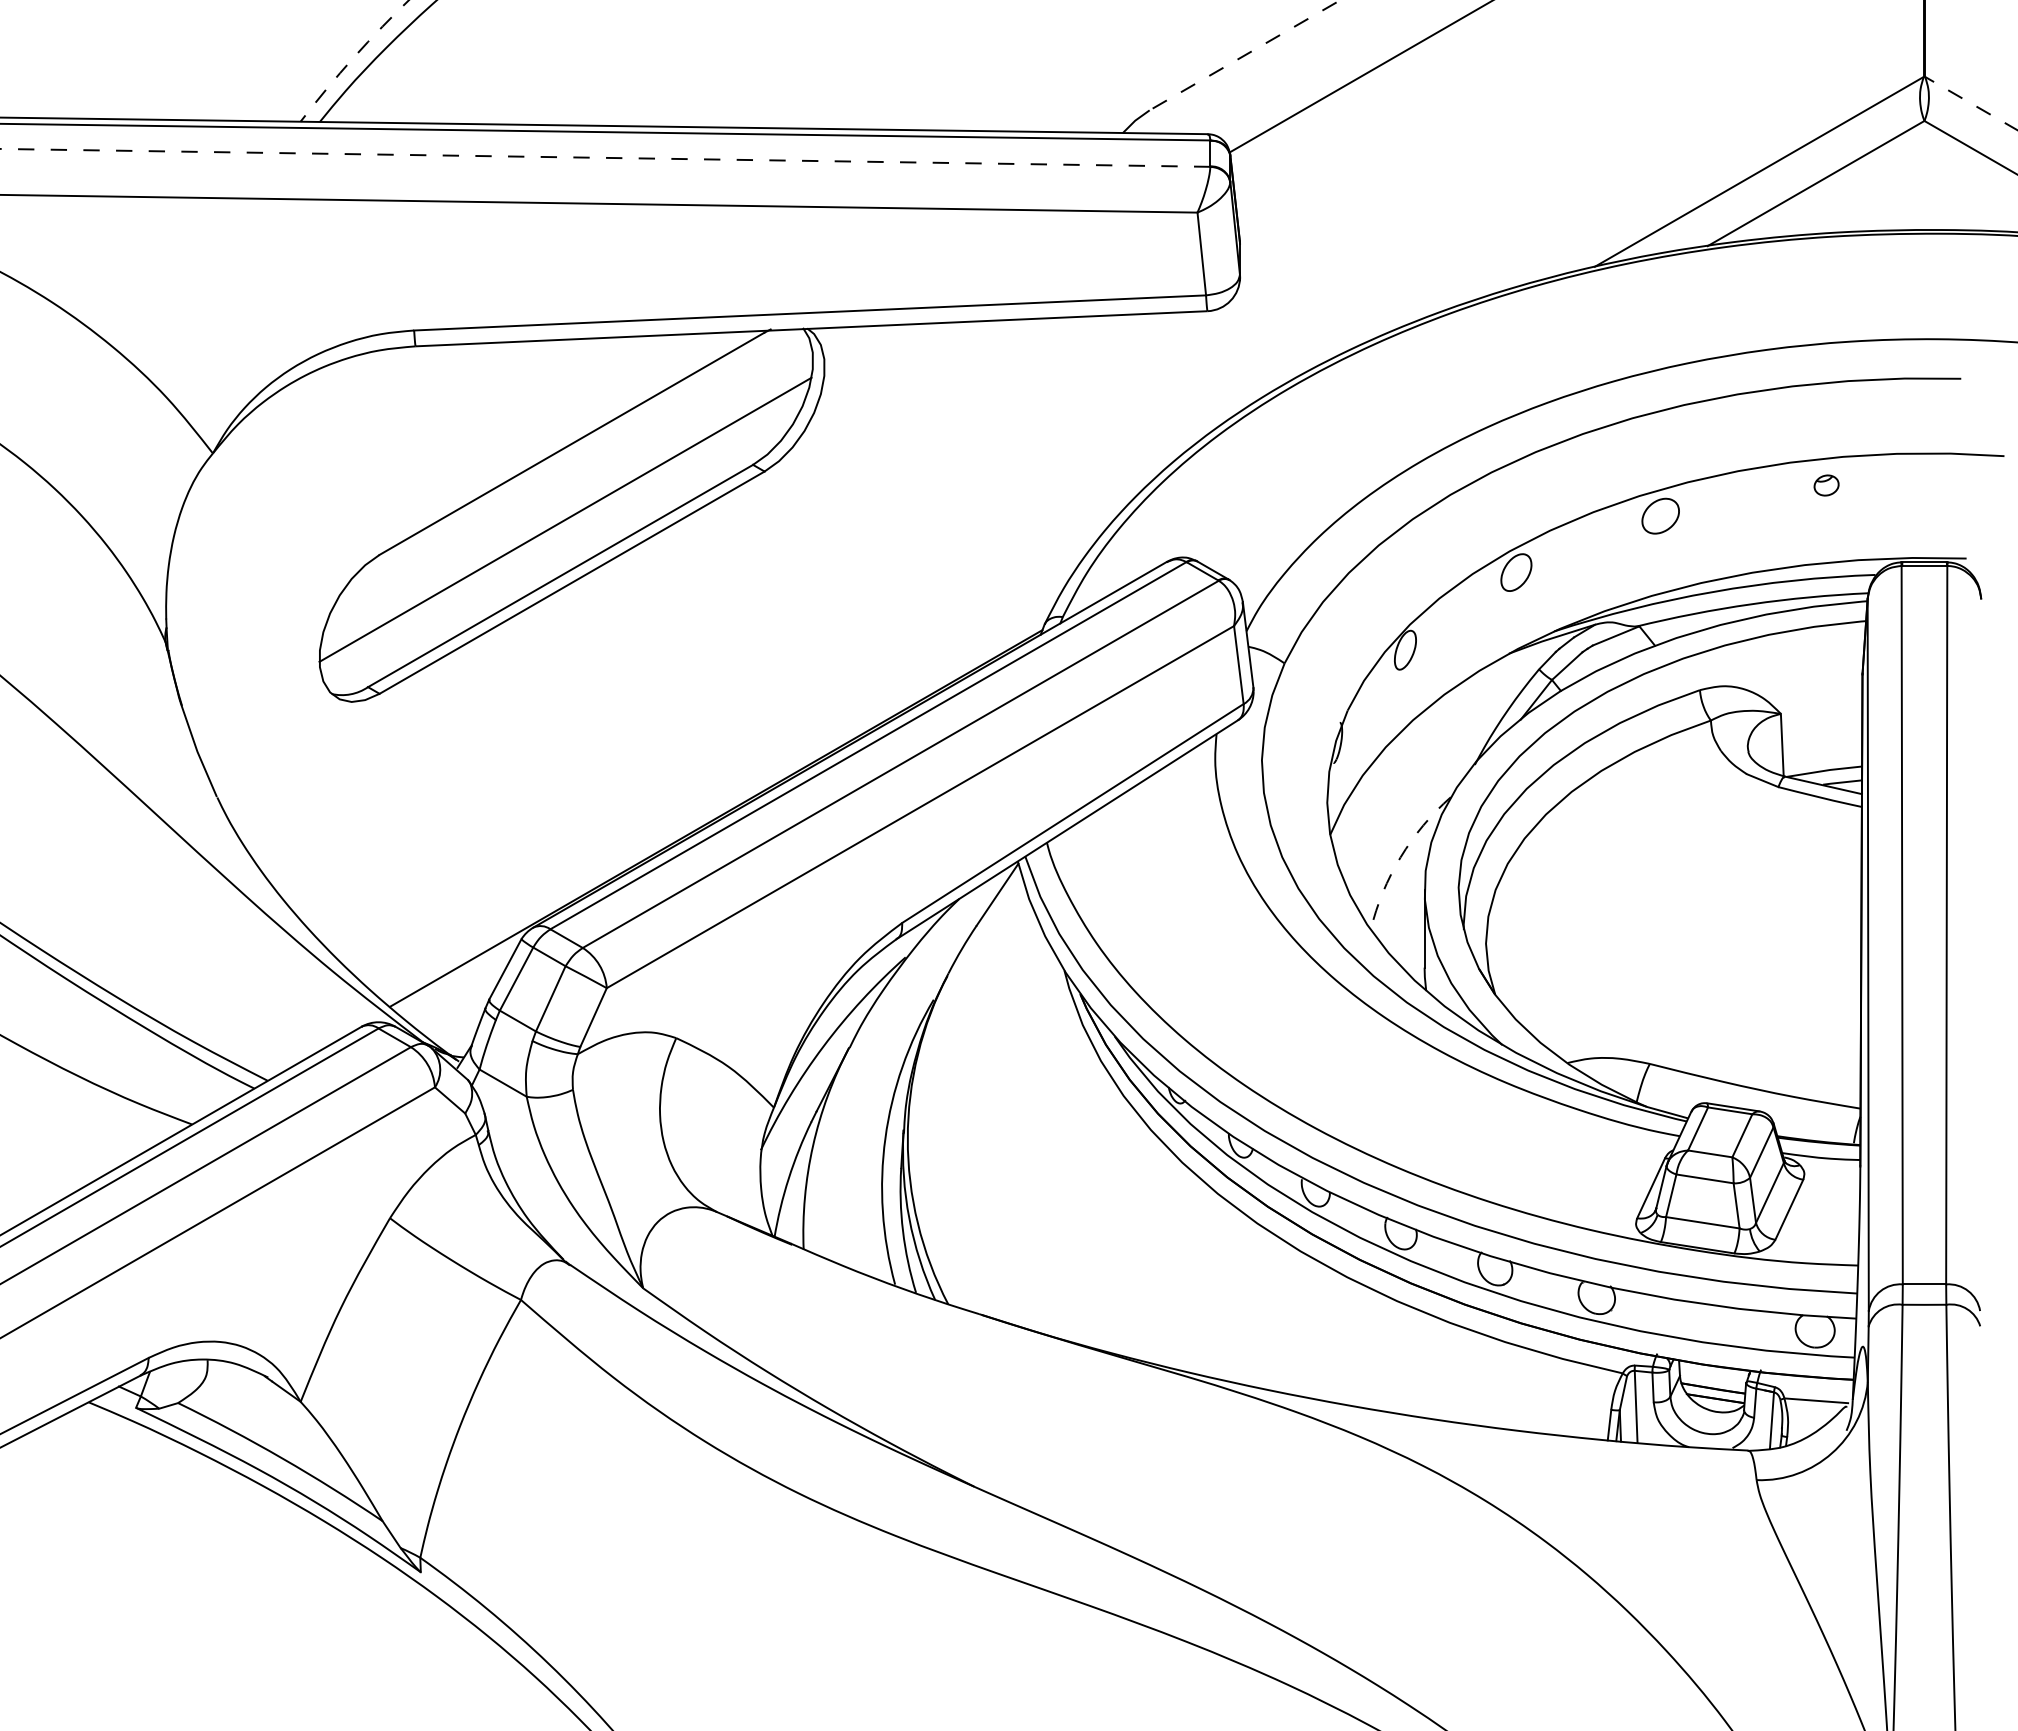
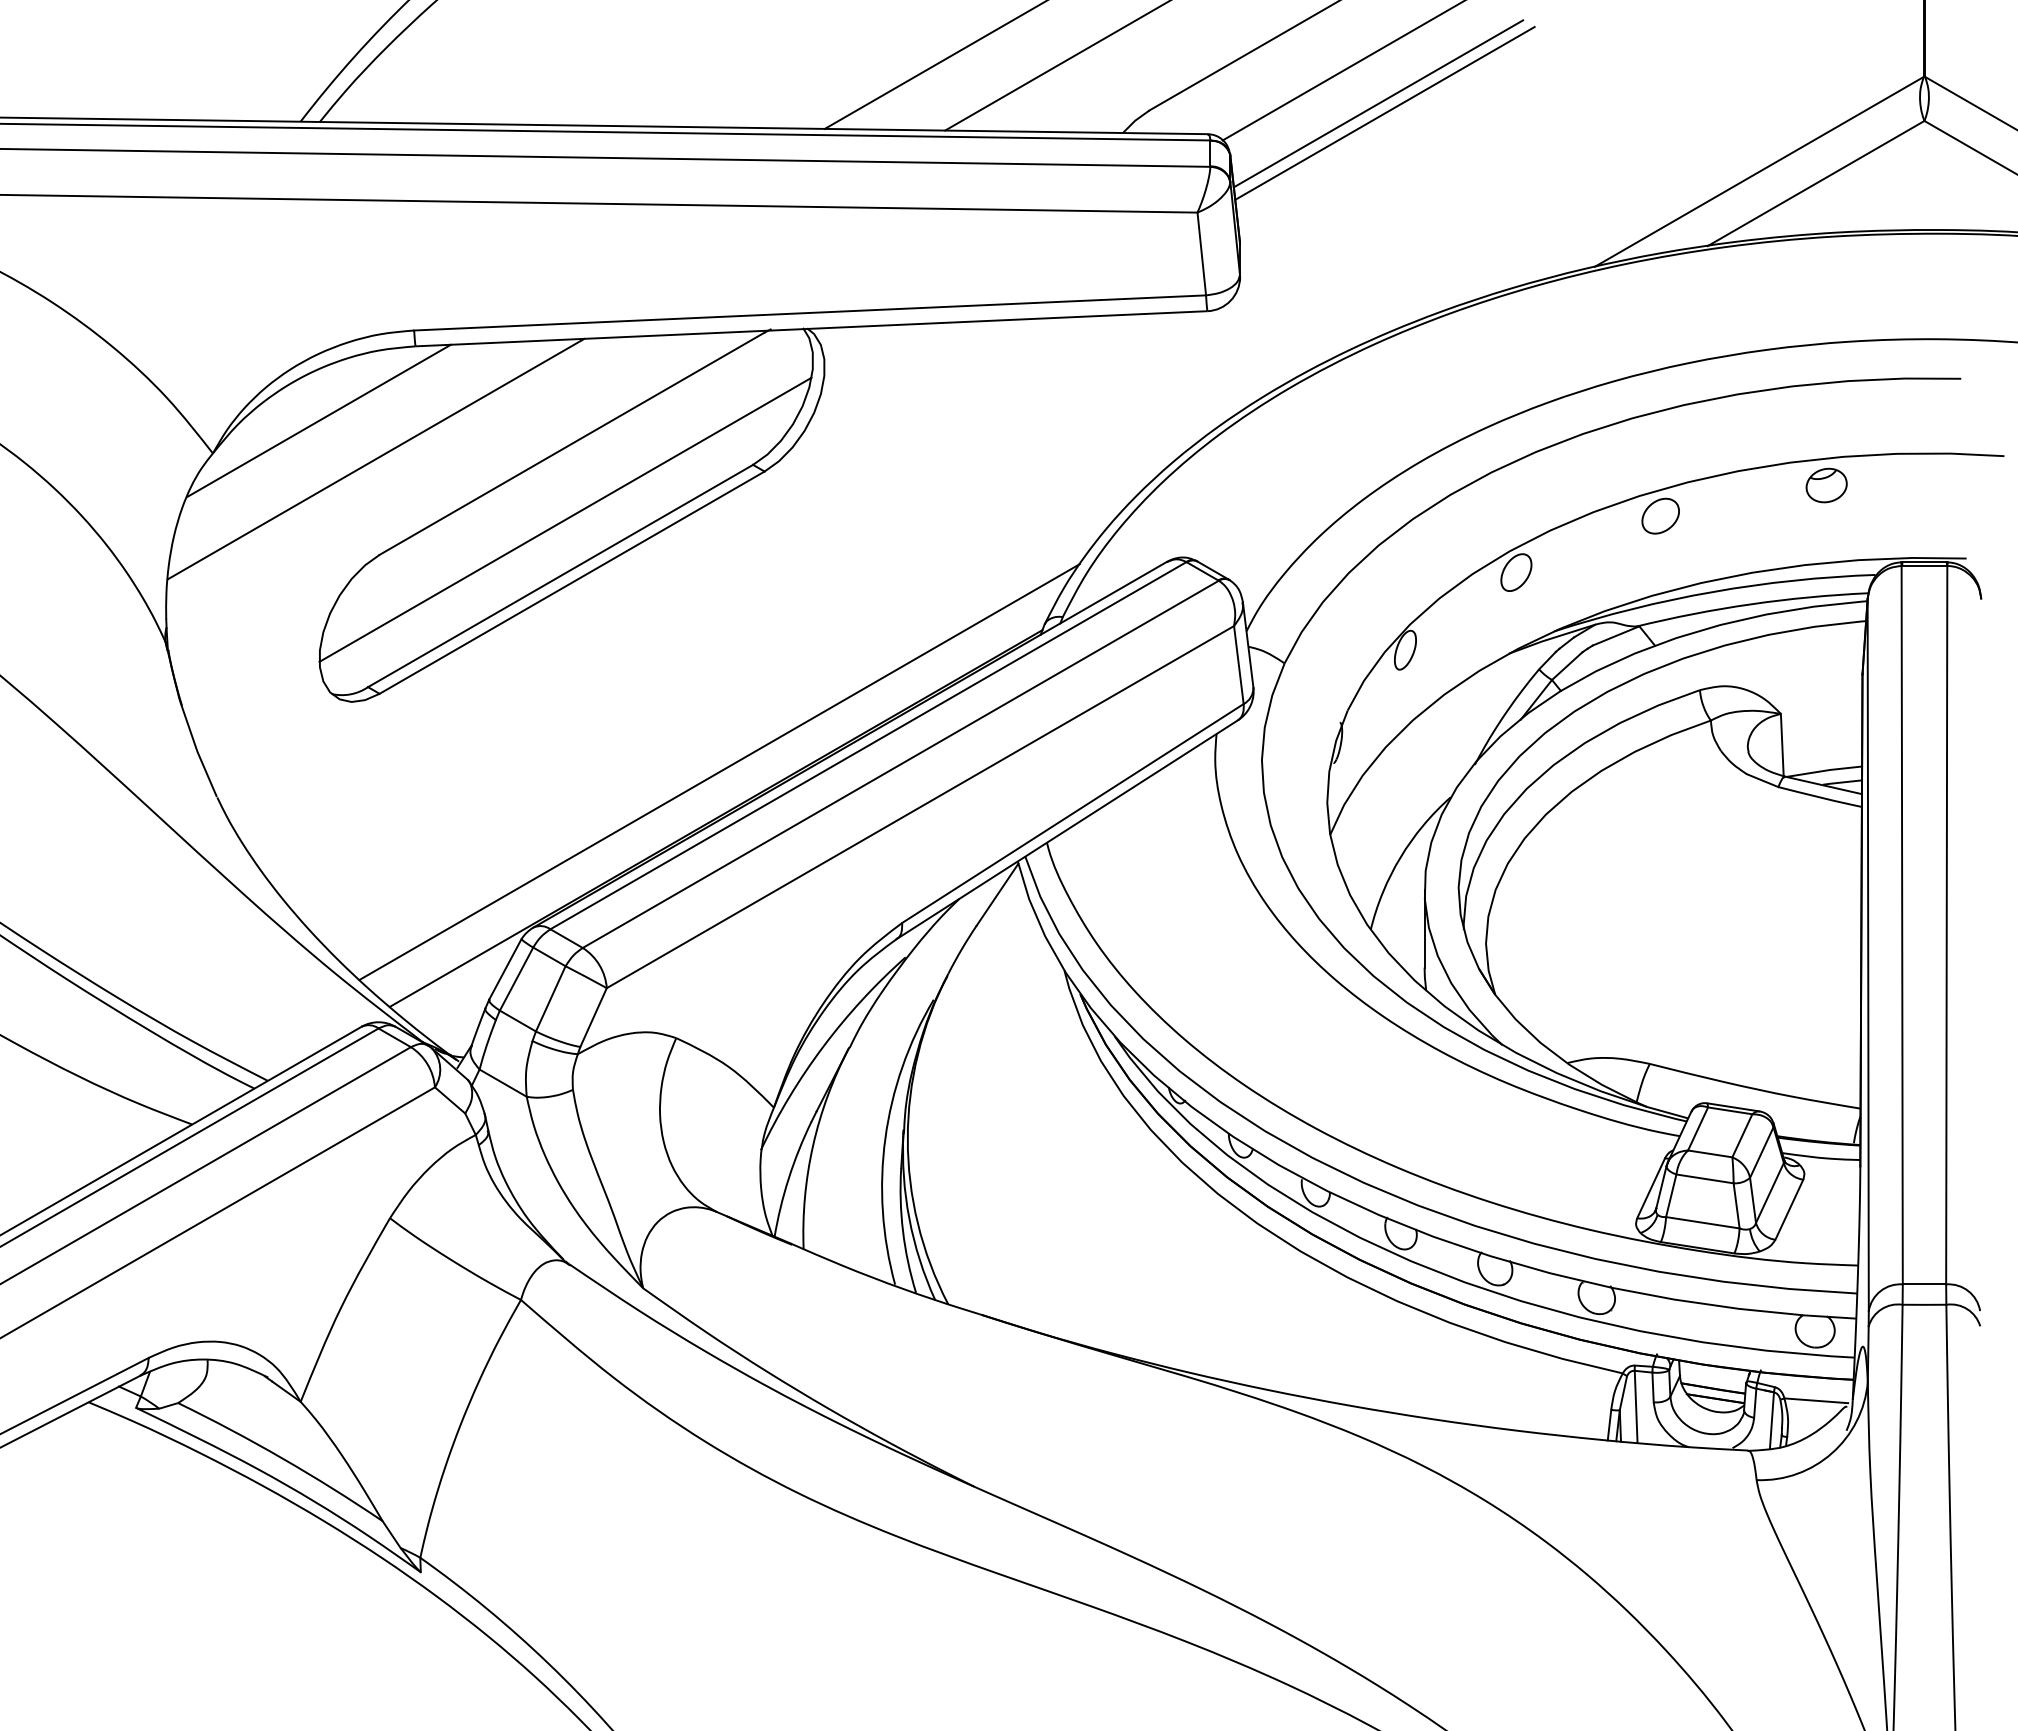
line: dashed -> solid (1244, 55)
arc: dashed -> solid (352, 58)
line: none -> present (934, 65)
line: none -> present (1056, 66)
line position: (1359, 77) -> (1341, 71) (1341, 71)
line: none -> present (1378, 103)
line: dashed -> solid (1970, 103)
line: none -> present (1384, 113)
line: dashed -> solid (604, 157)
line: none -> present (318, 420)
line: none -> present (375, 458)
part size: 27x23 px -> 43x37 px (1826, 485)
line: none -> present (719, 772)
arc: dashed -> solid (1400, 857)
